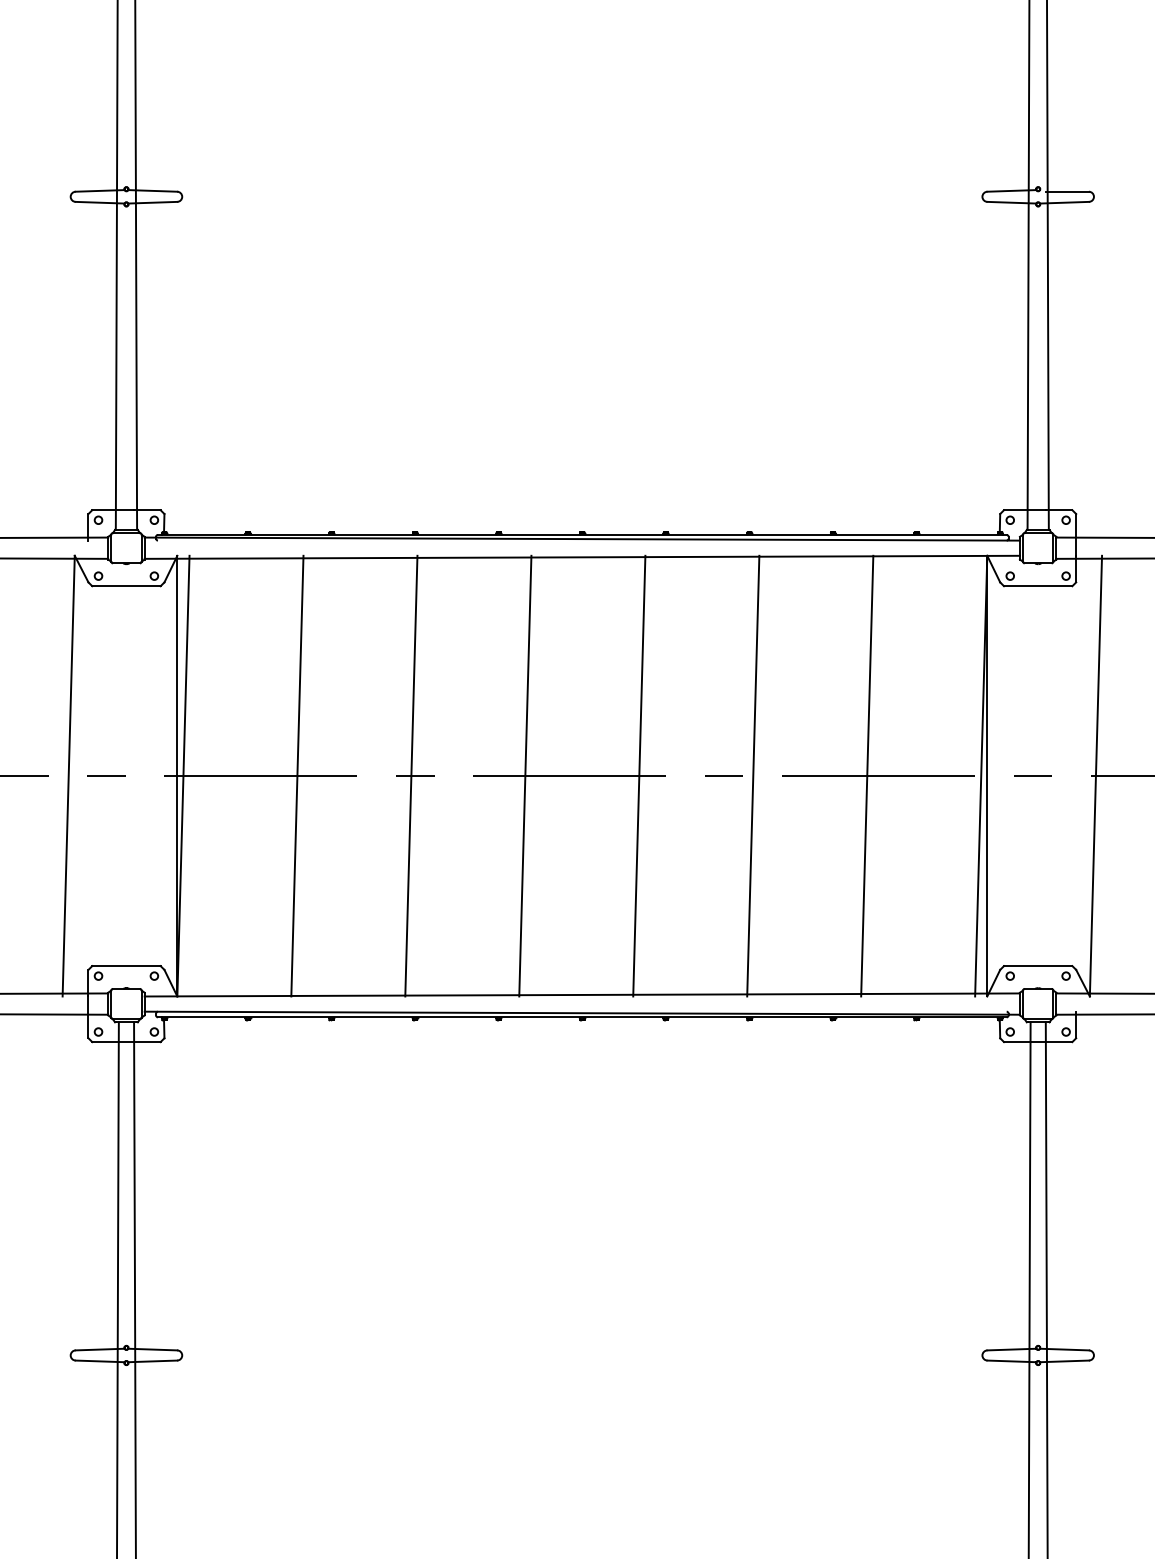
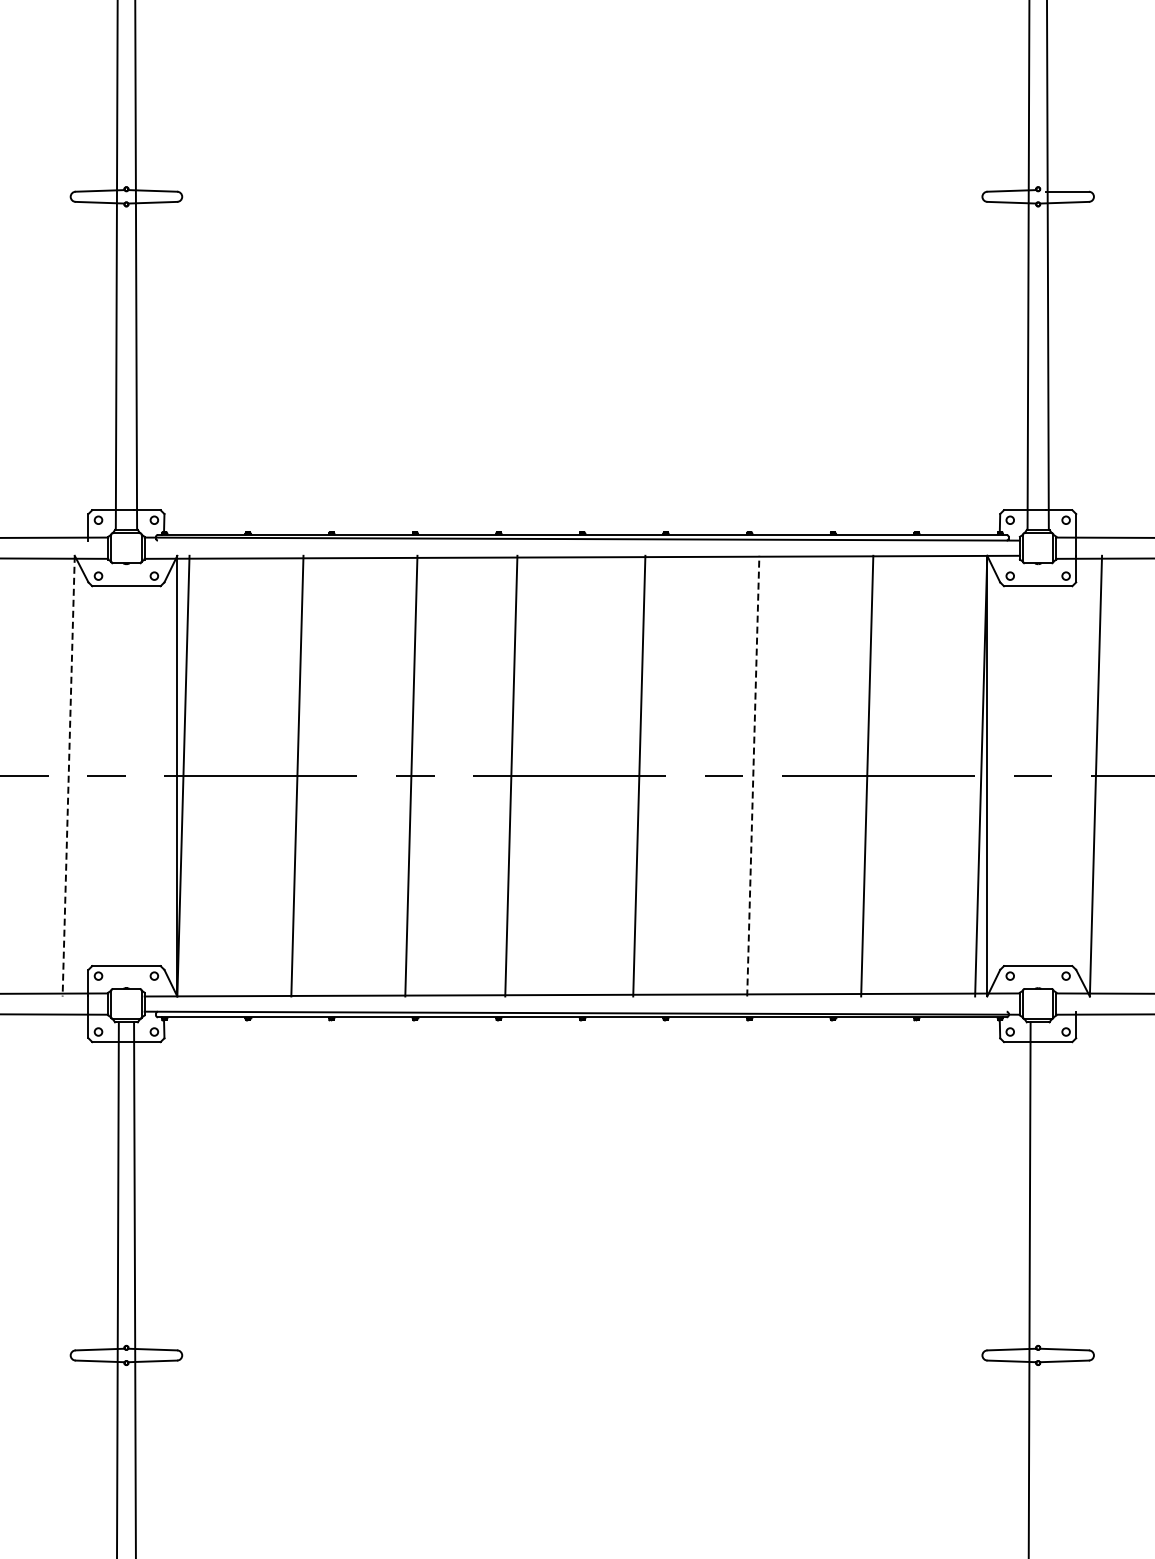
line position: (525, 775) -> (511, 775) (511, 775)
line: solid -> dashed (753, 775)
line: solid -> dashed (68, 776)
line: present -> none (1046, 1288)
